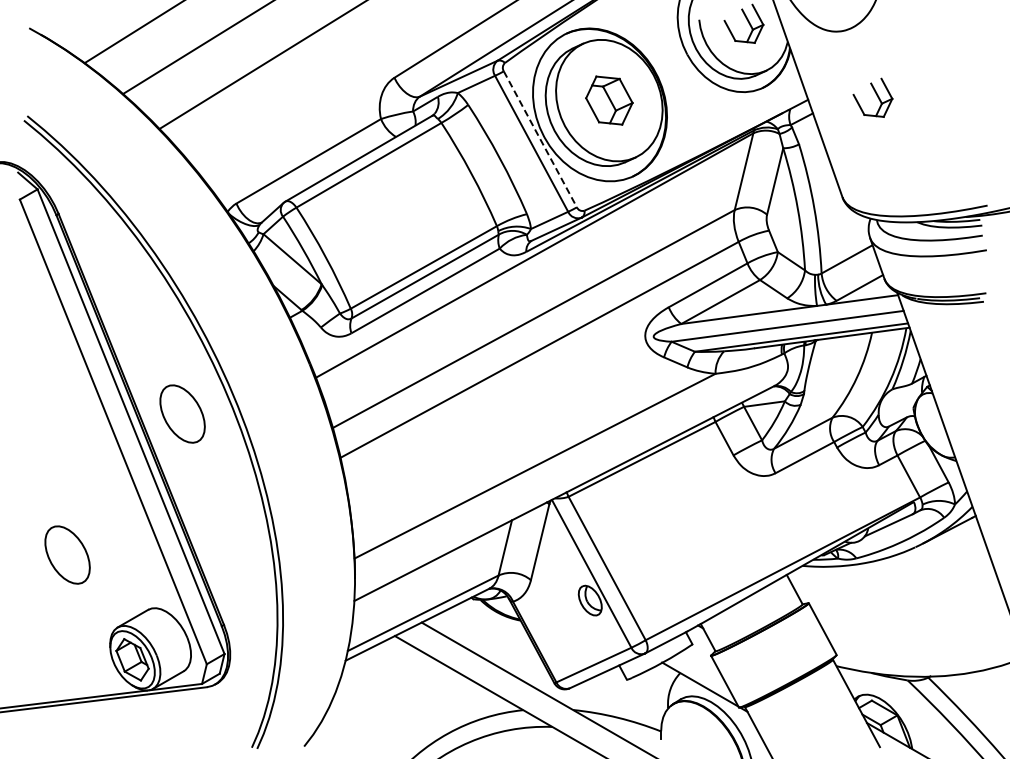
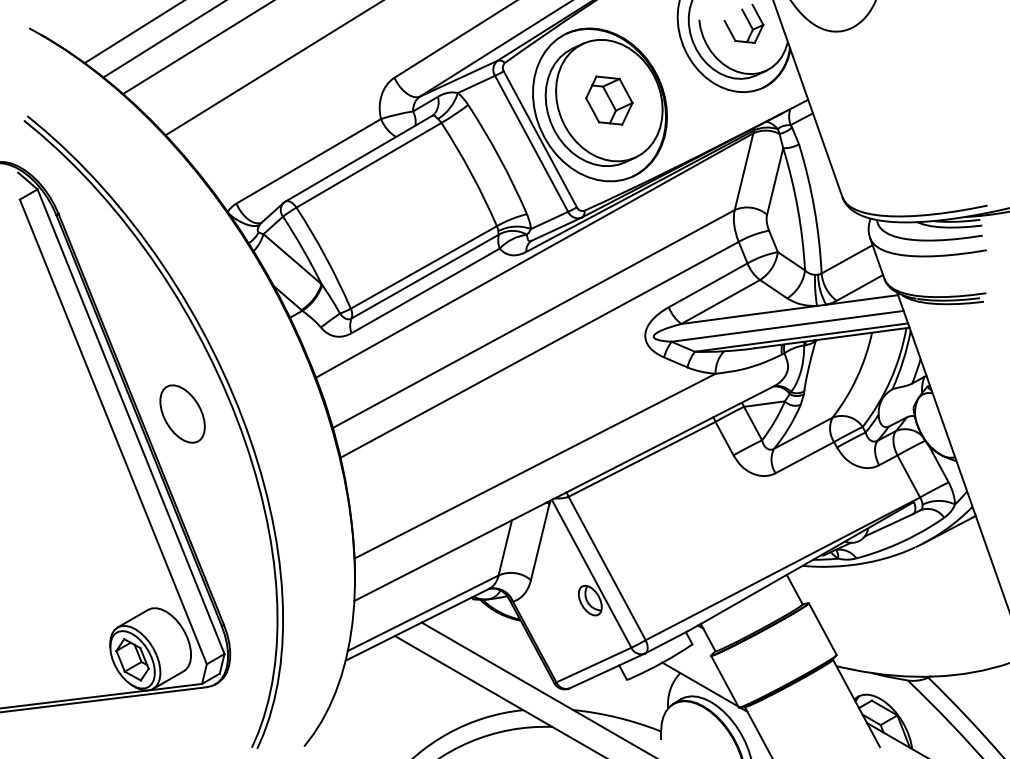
line: none -> present (163, 39)
line position: (261, 65) -> (272, 68) (272, 68)
part: present -> none (872, 97)
line: dashed -> solid (540, 139)
part: present -> none (67, 554)
